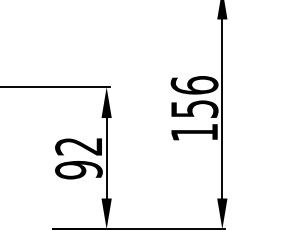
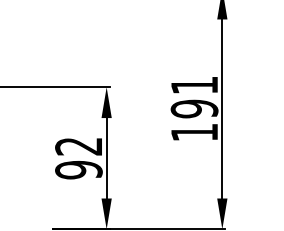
text: 156 -> 191 (194, 97)
